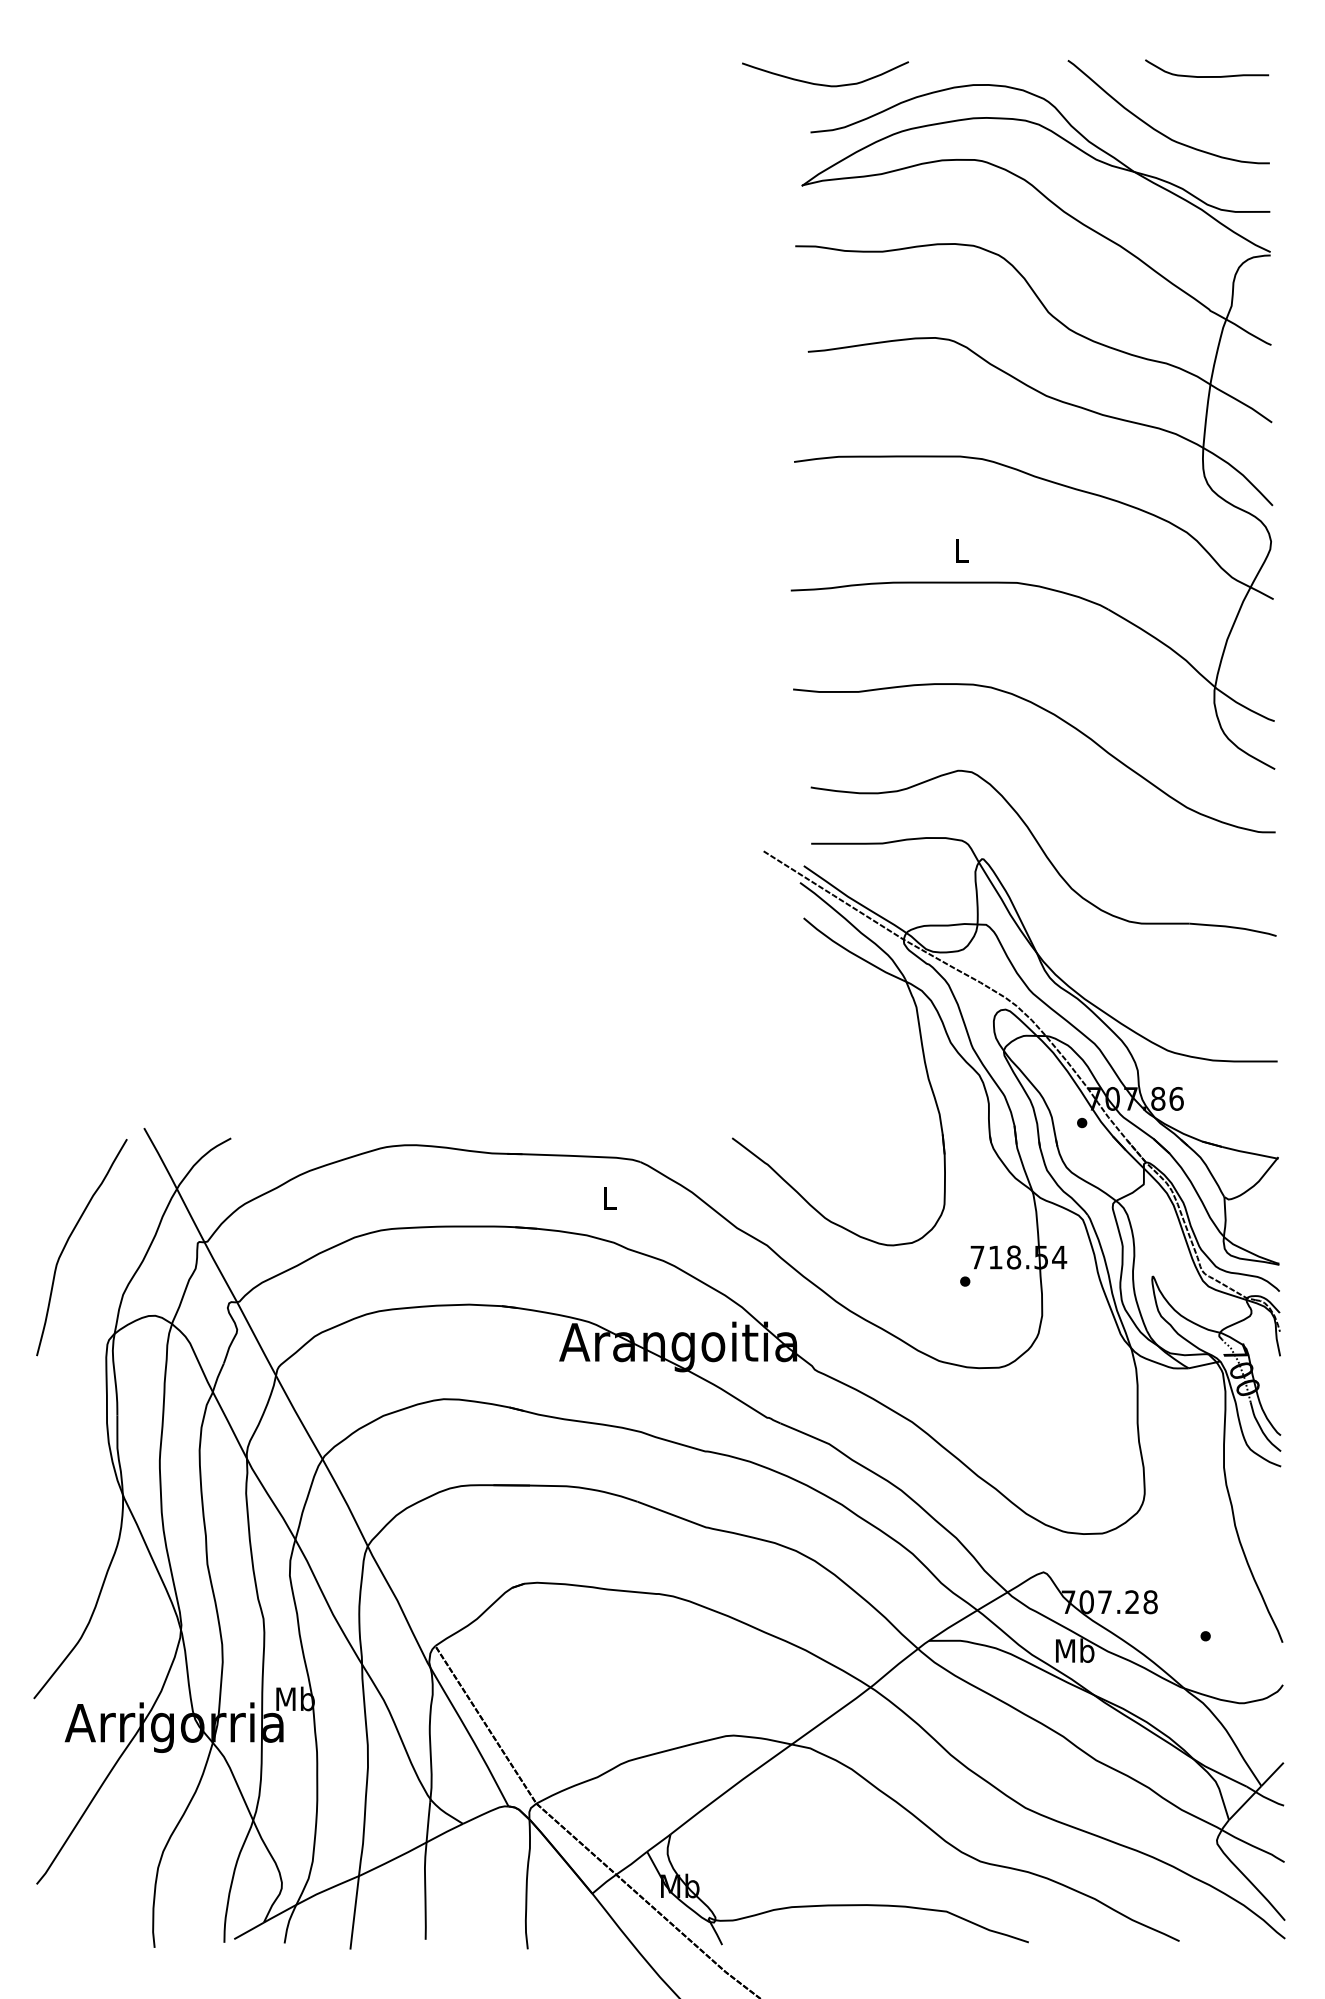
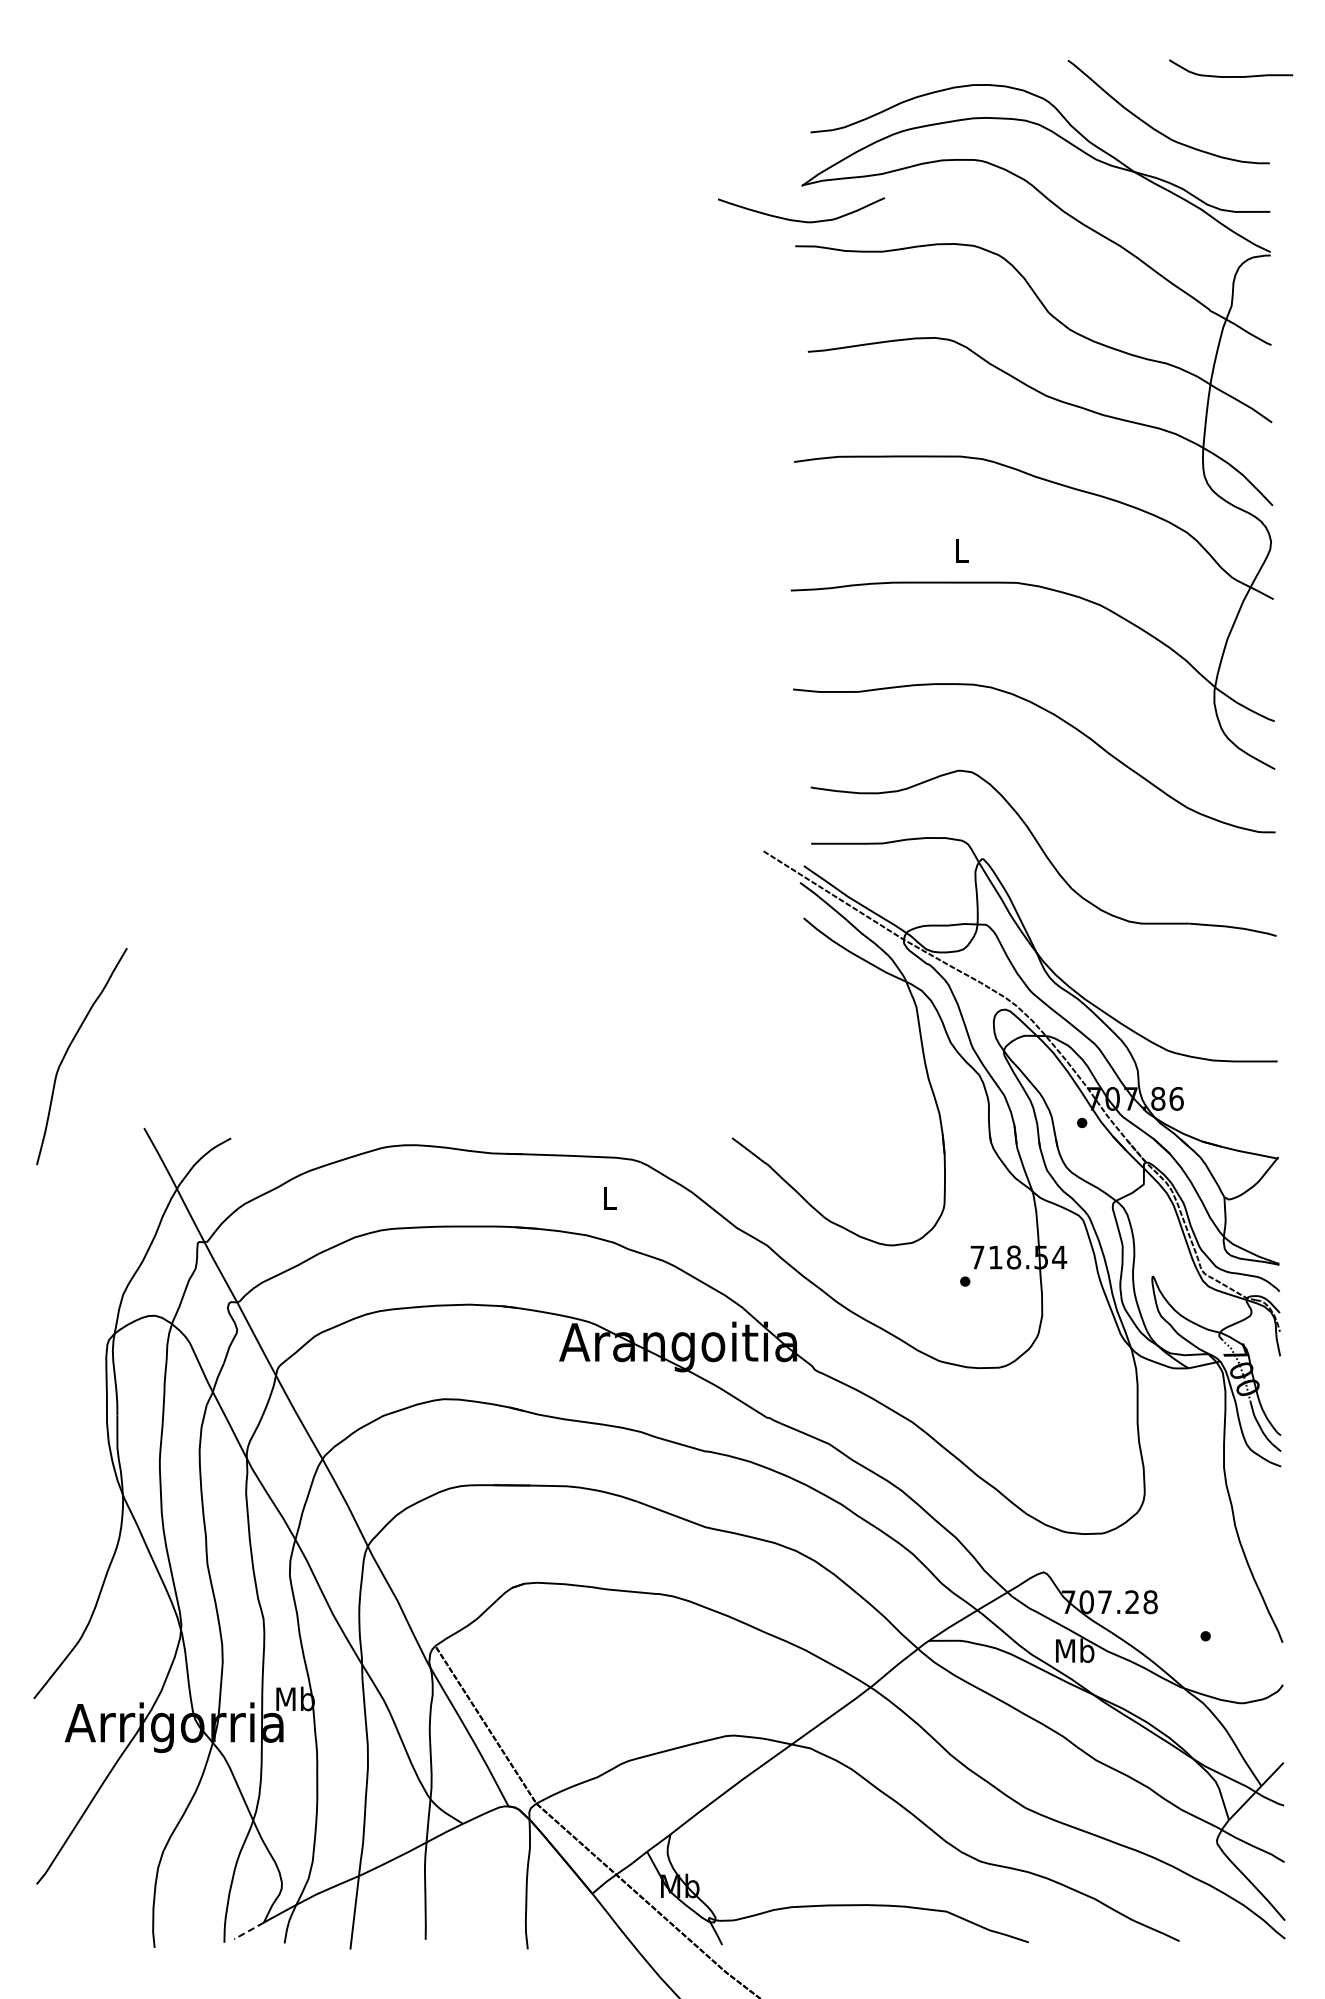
curve position: (1207, 76) -> (1231, 76) (1231, 76)
curve position: (825, 84) -> (801, 220) (801, 220)
curve position: (68, 1241) -> (68, 1050) (68, 1050)
line: solid -> dashed (249, 1930)
